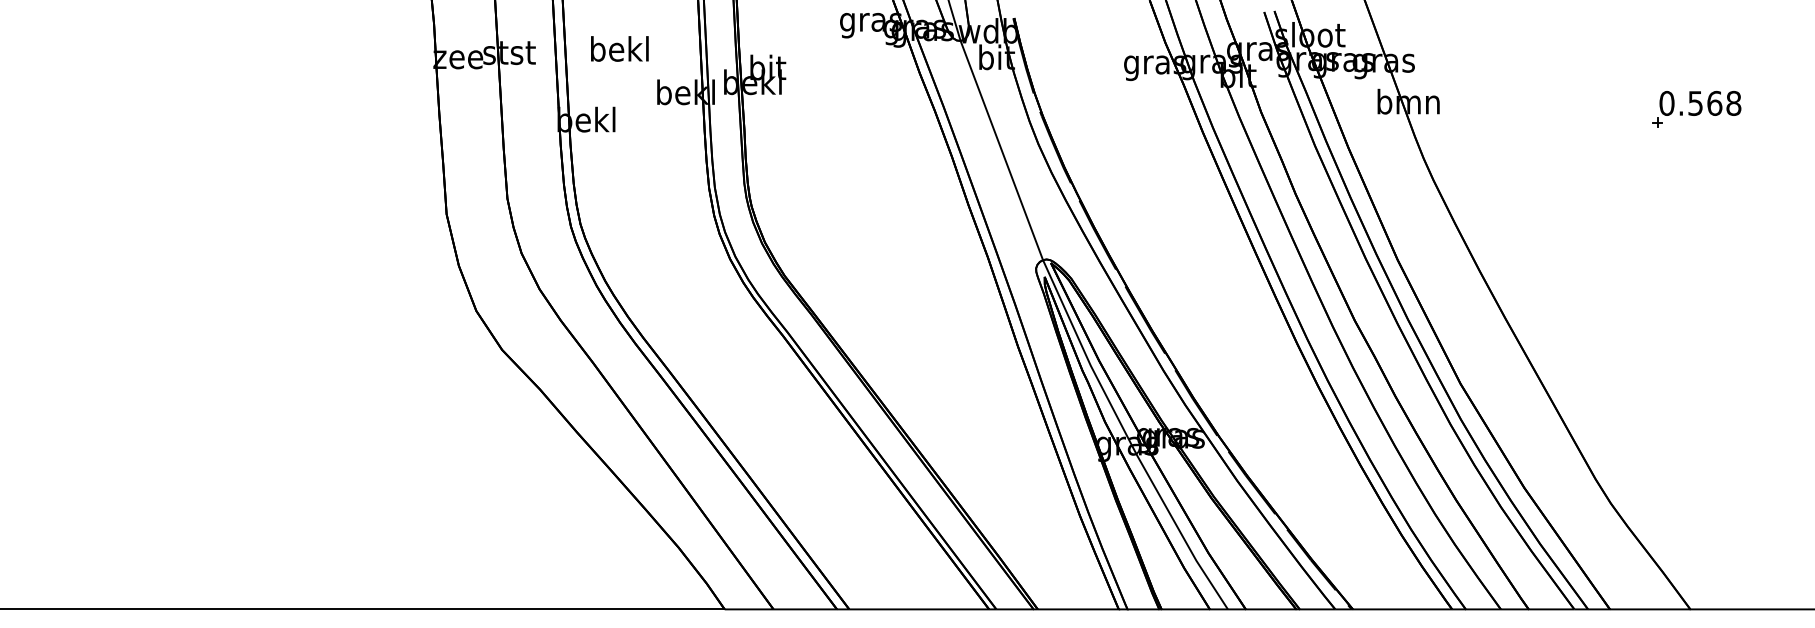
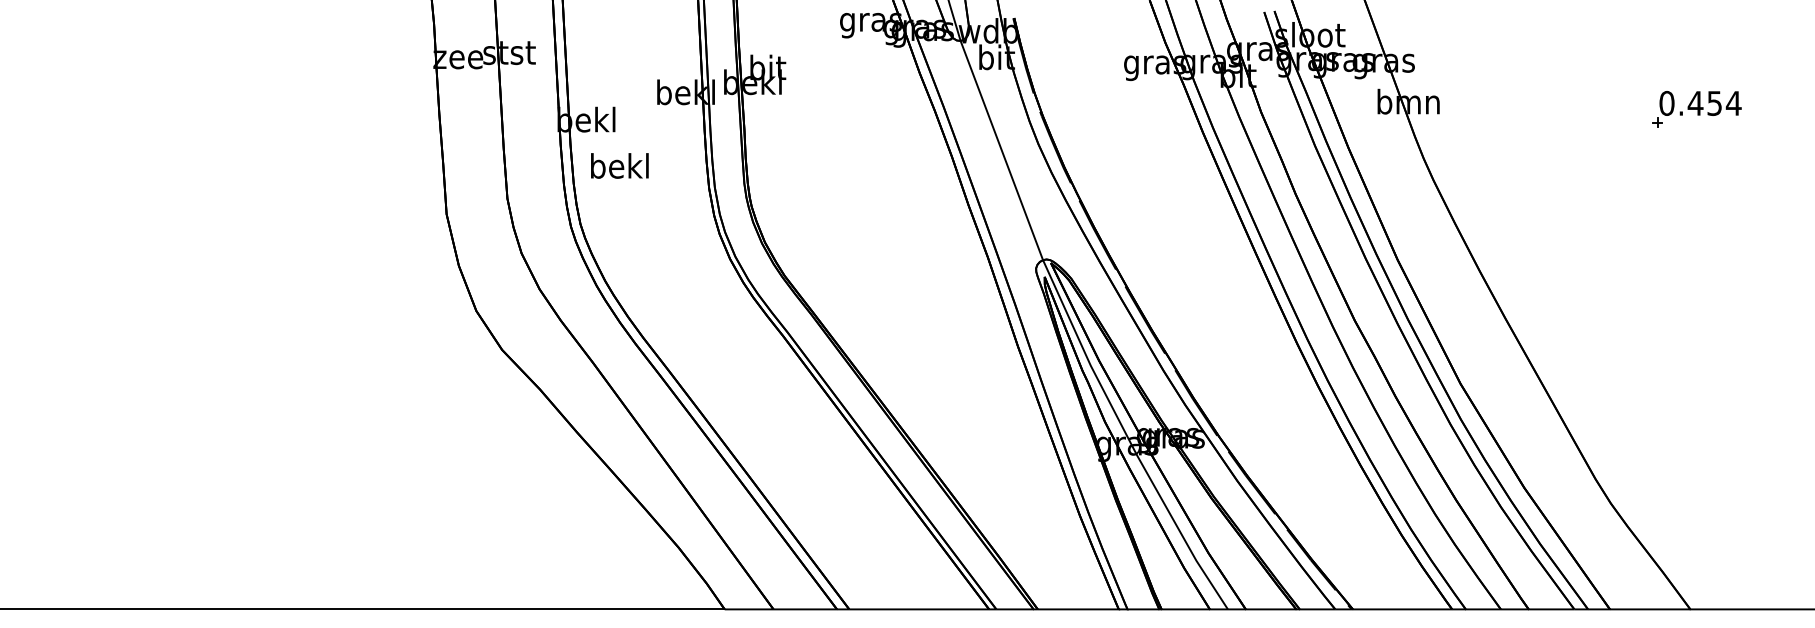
text position: (619, 48) -> (619, 165) (619, 165)
text: 0.568 -> 0.454 (1714, 102)
